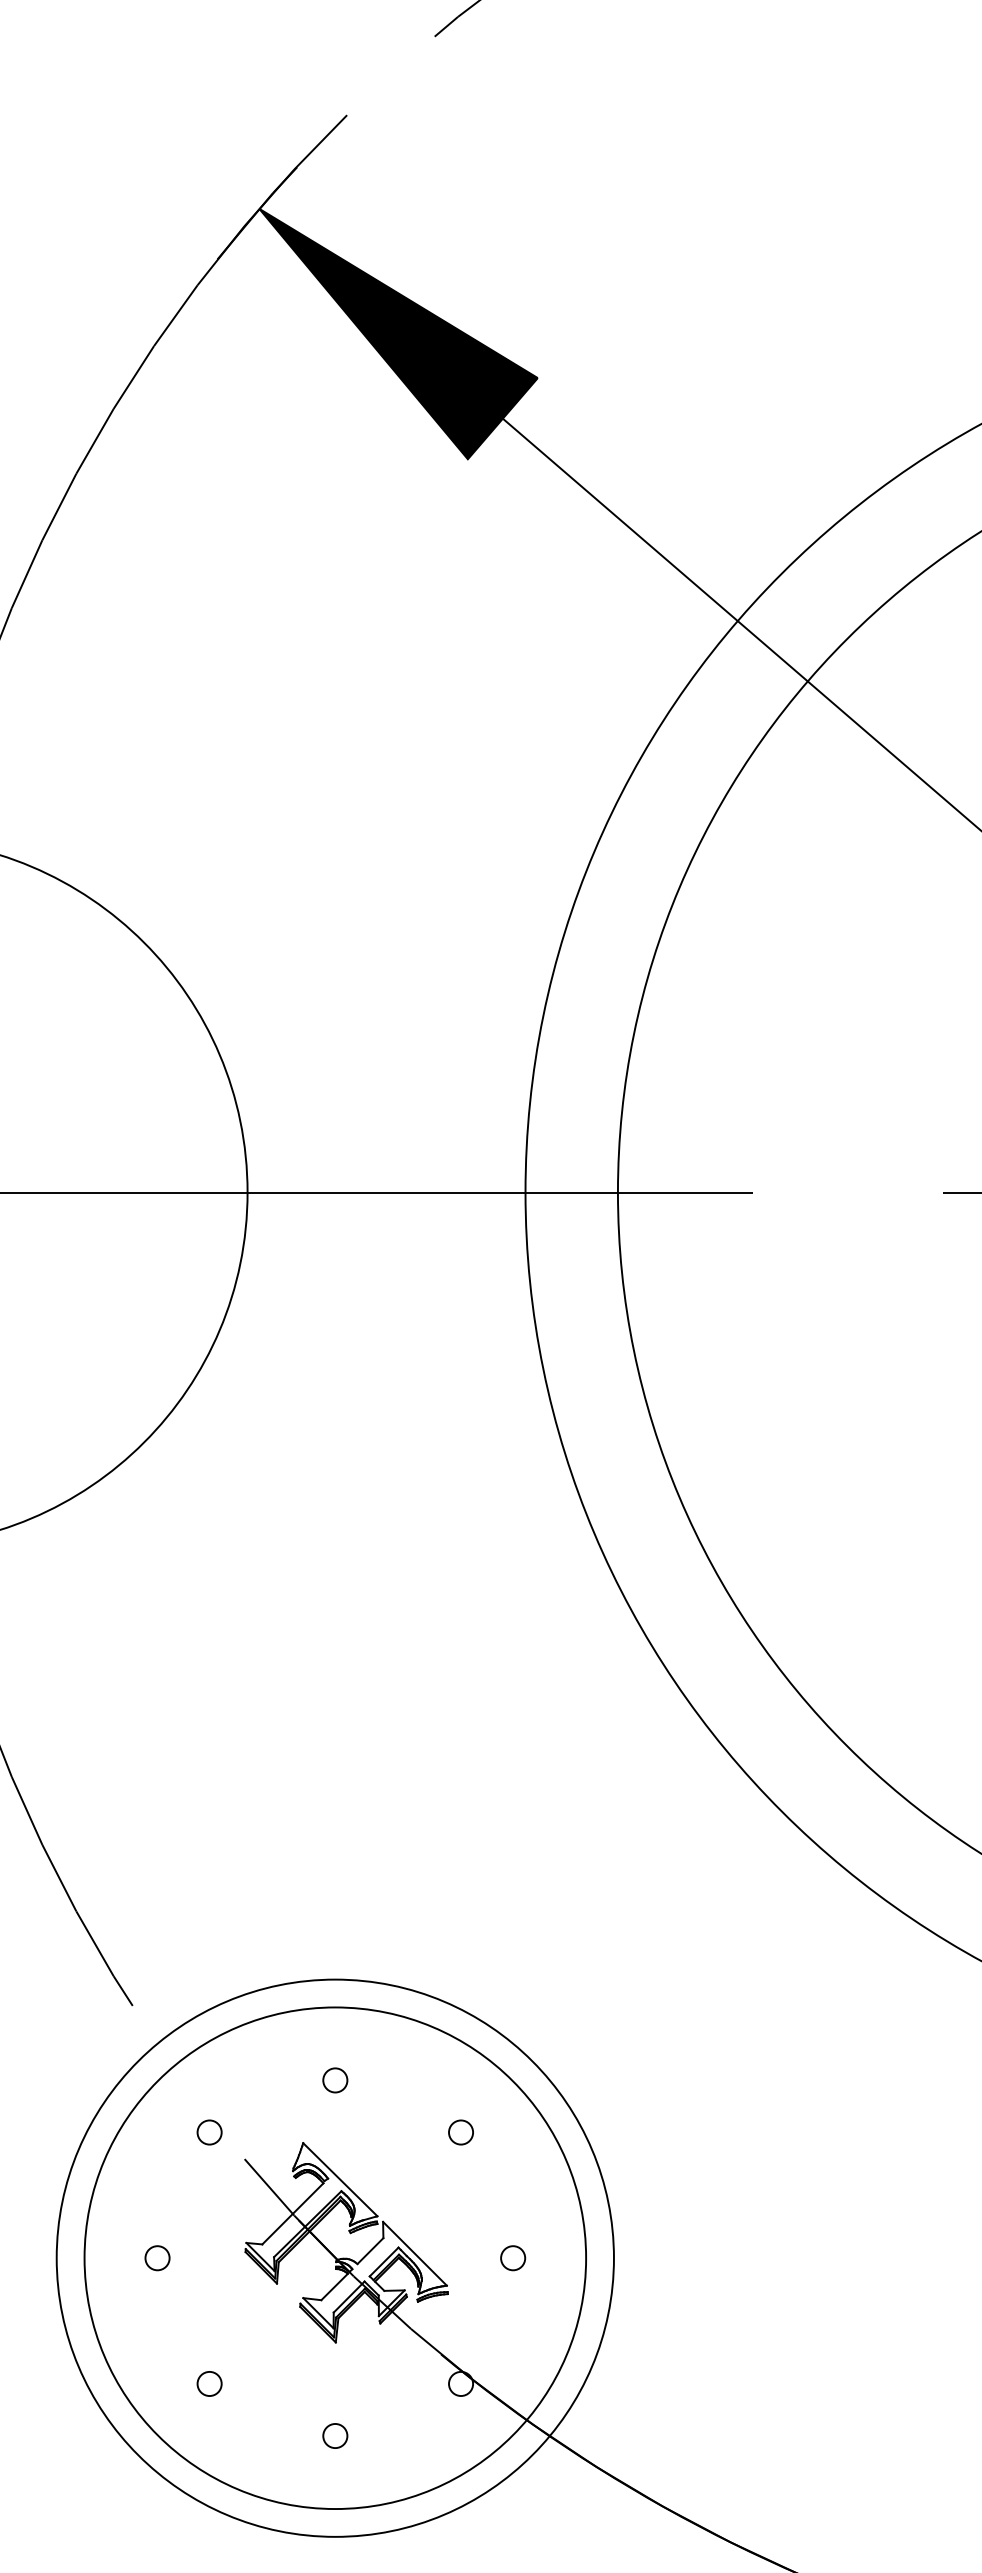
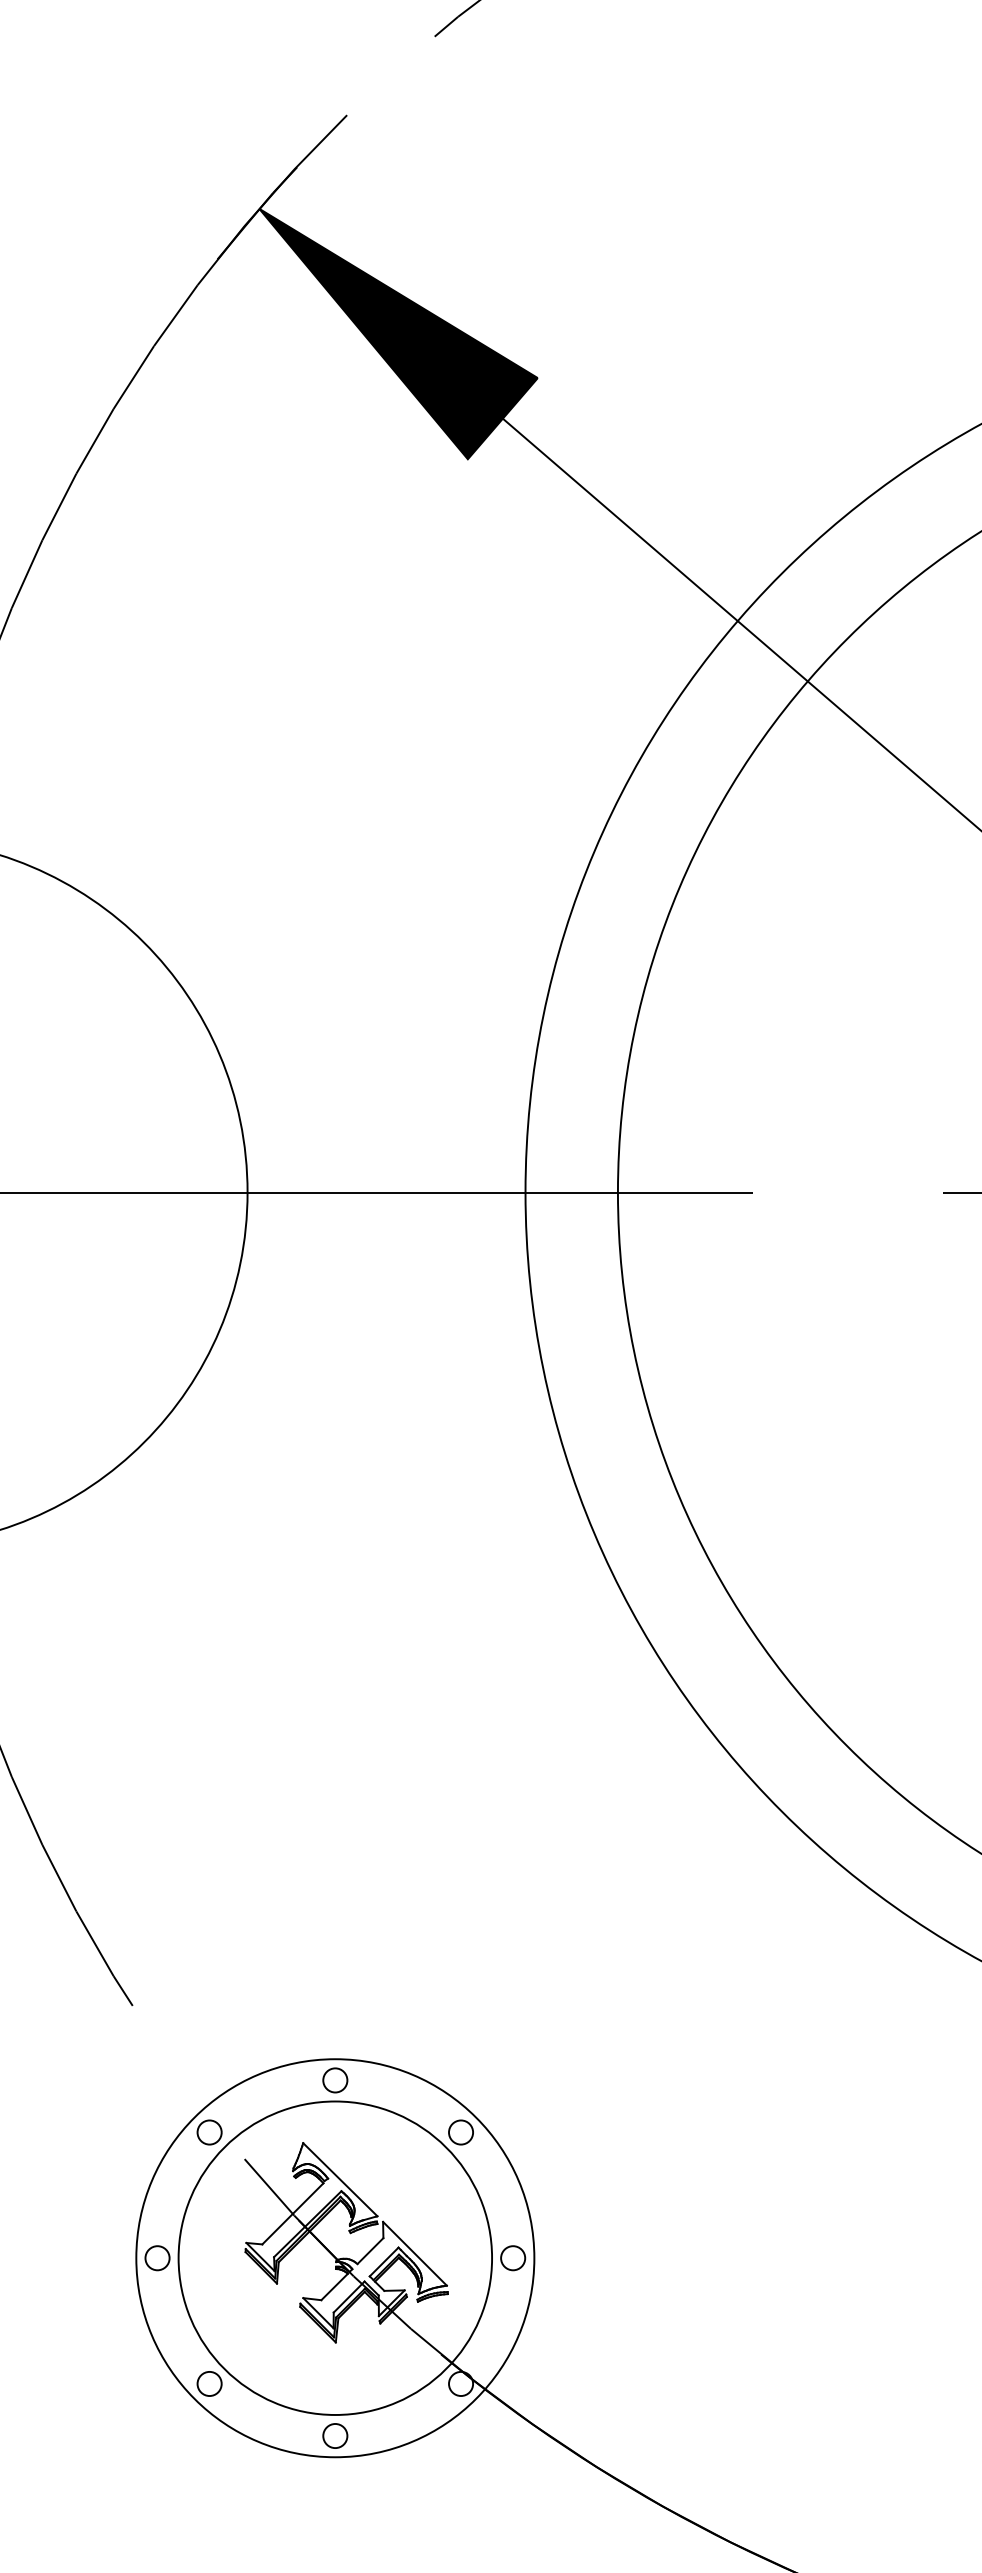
circle diameter: 557 px -> 398 px (335, 2258)
circle diameter: 502 px -> 313 px (335, 2257)
